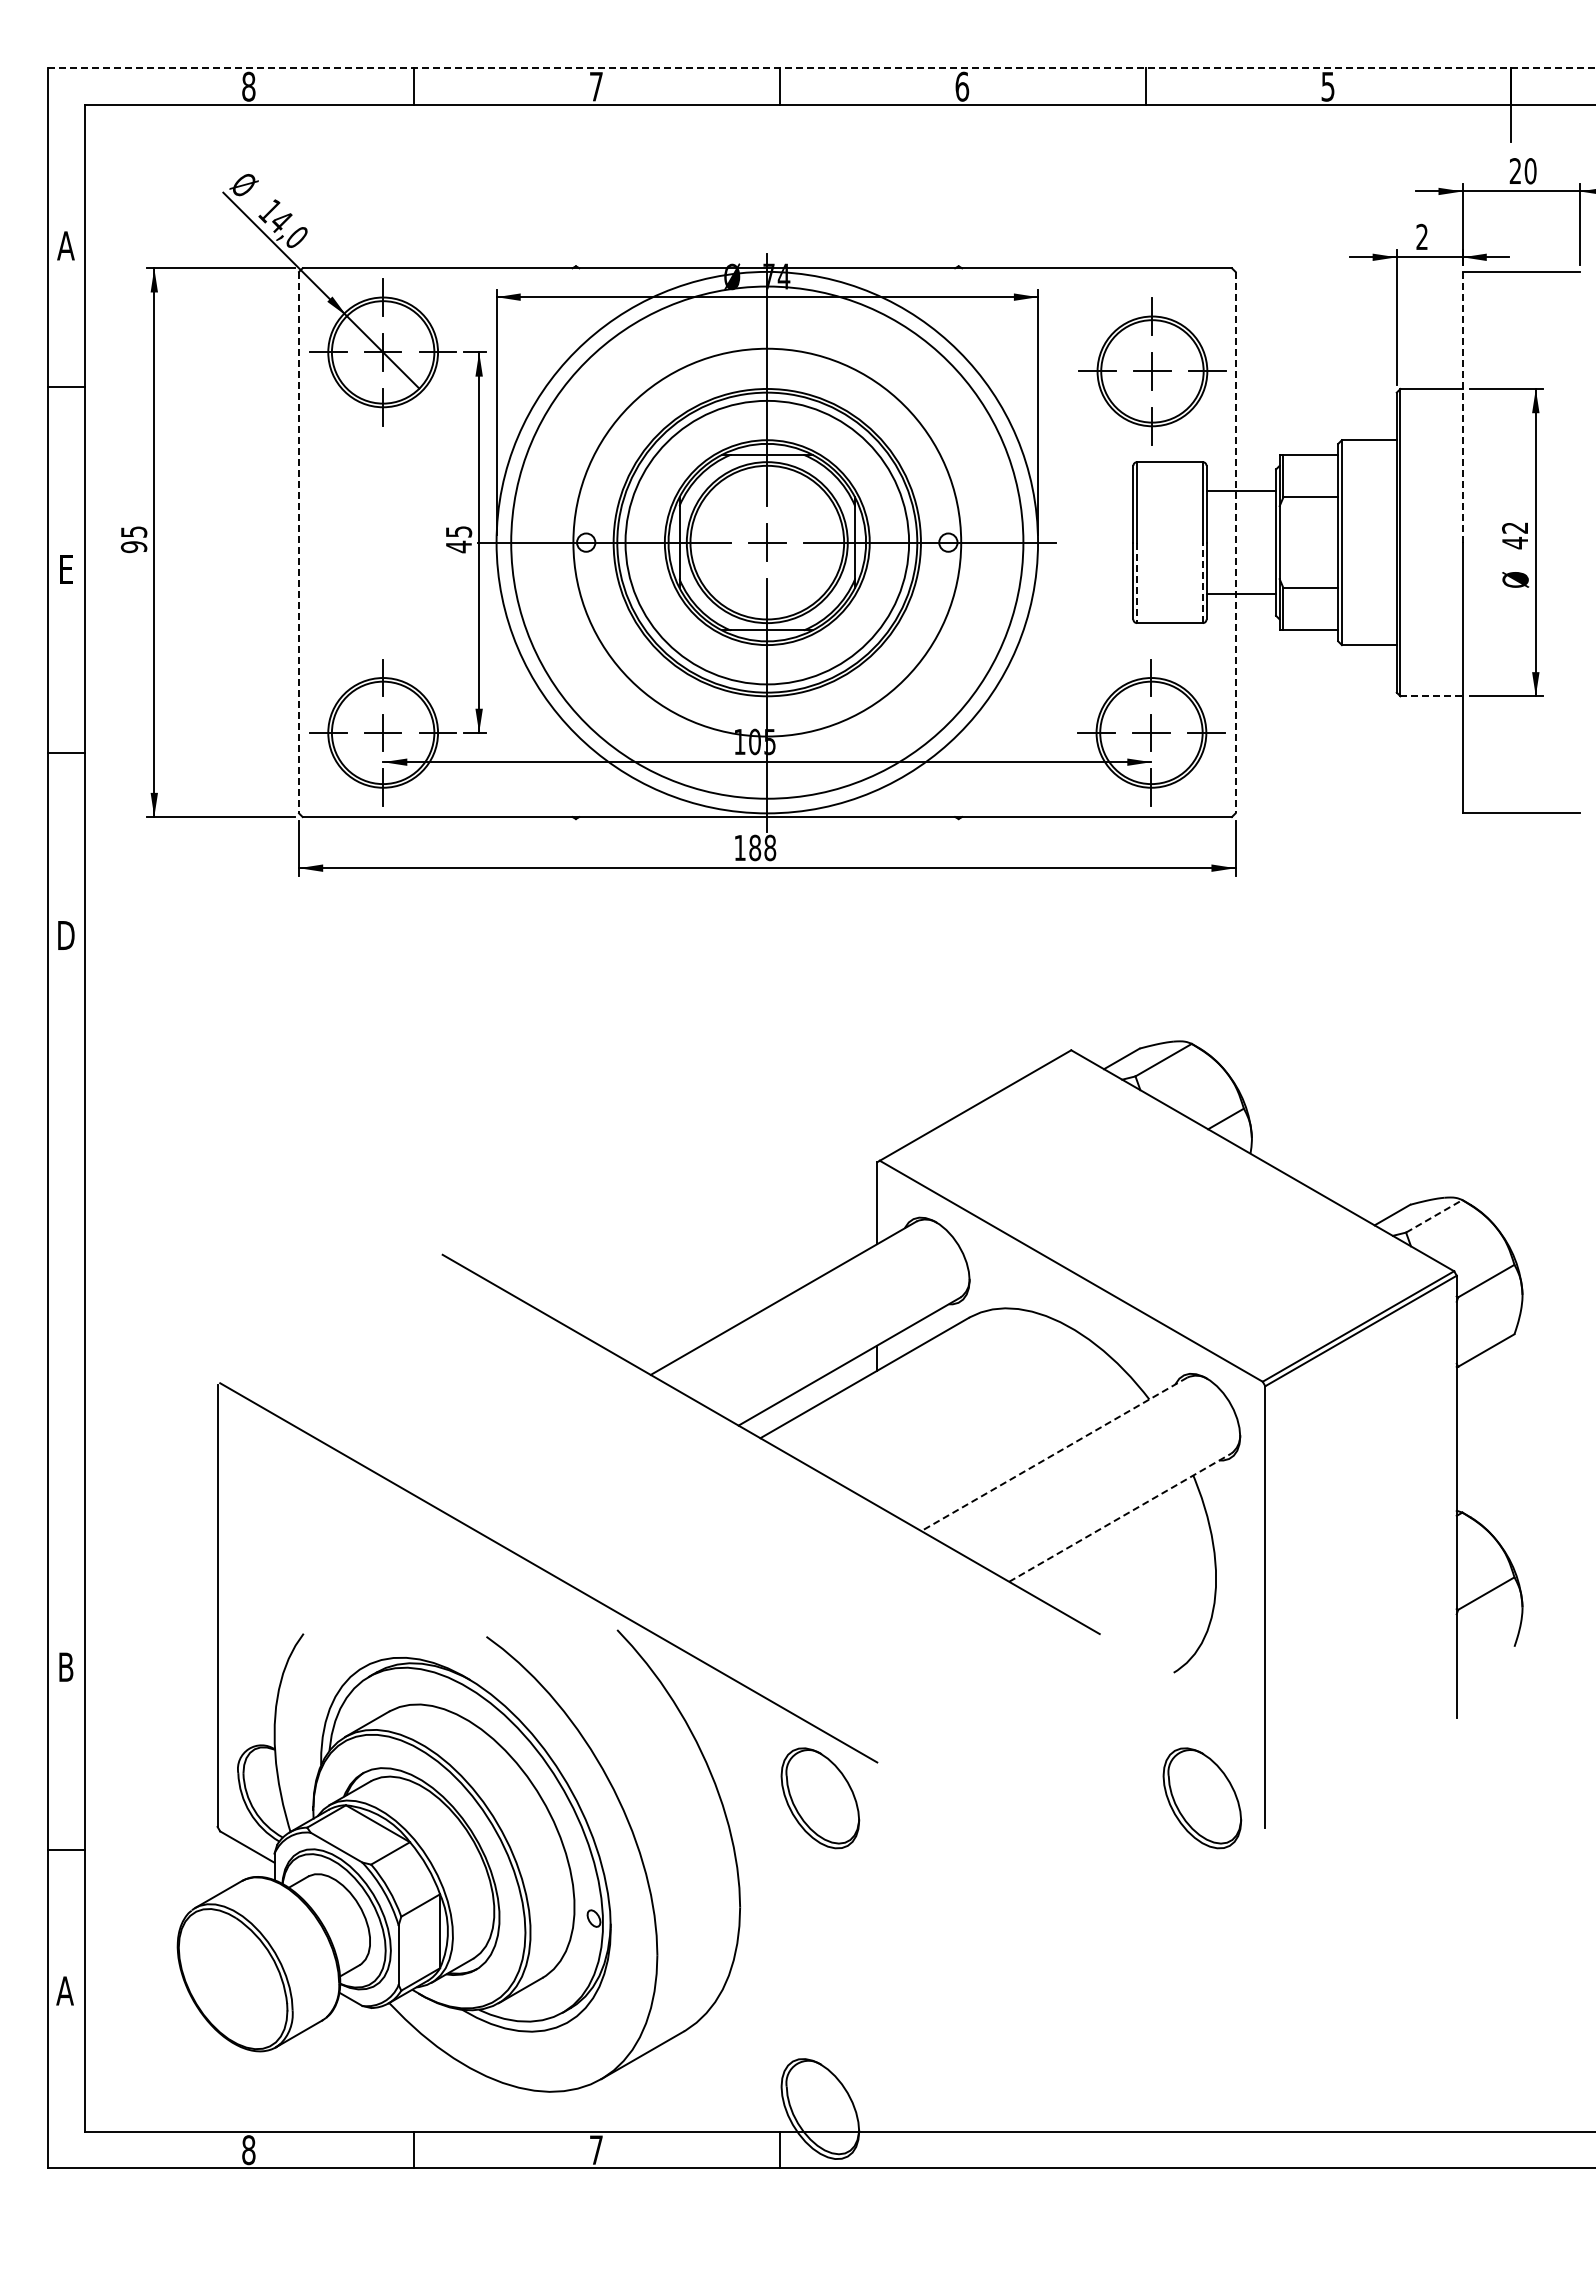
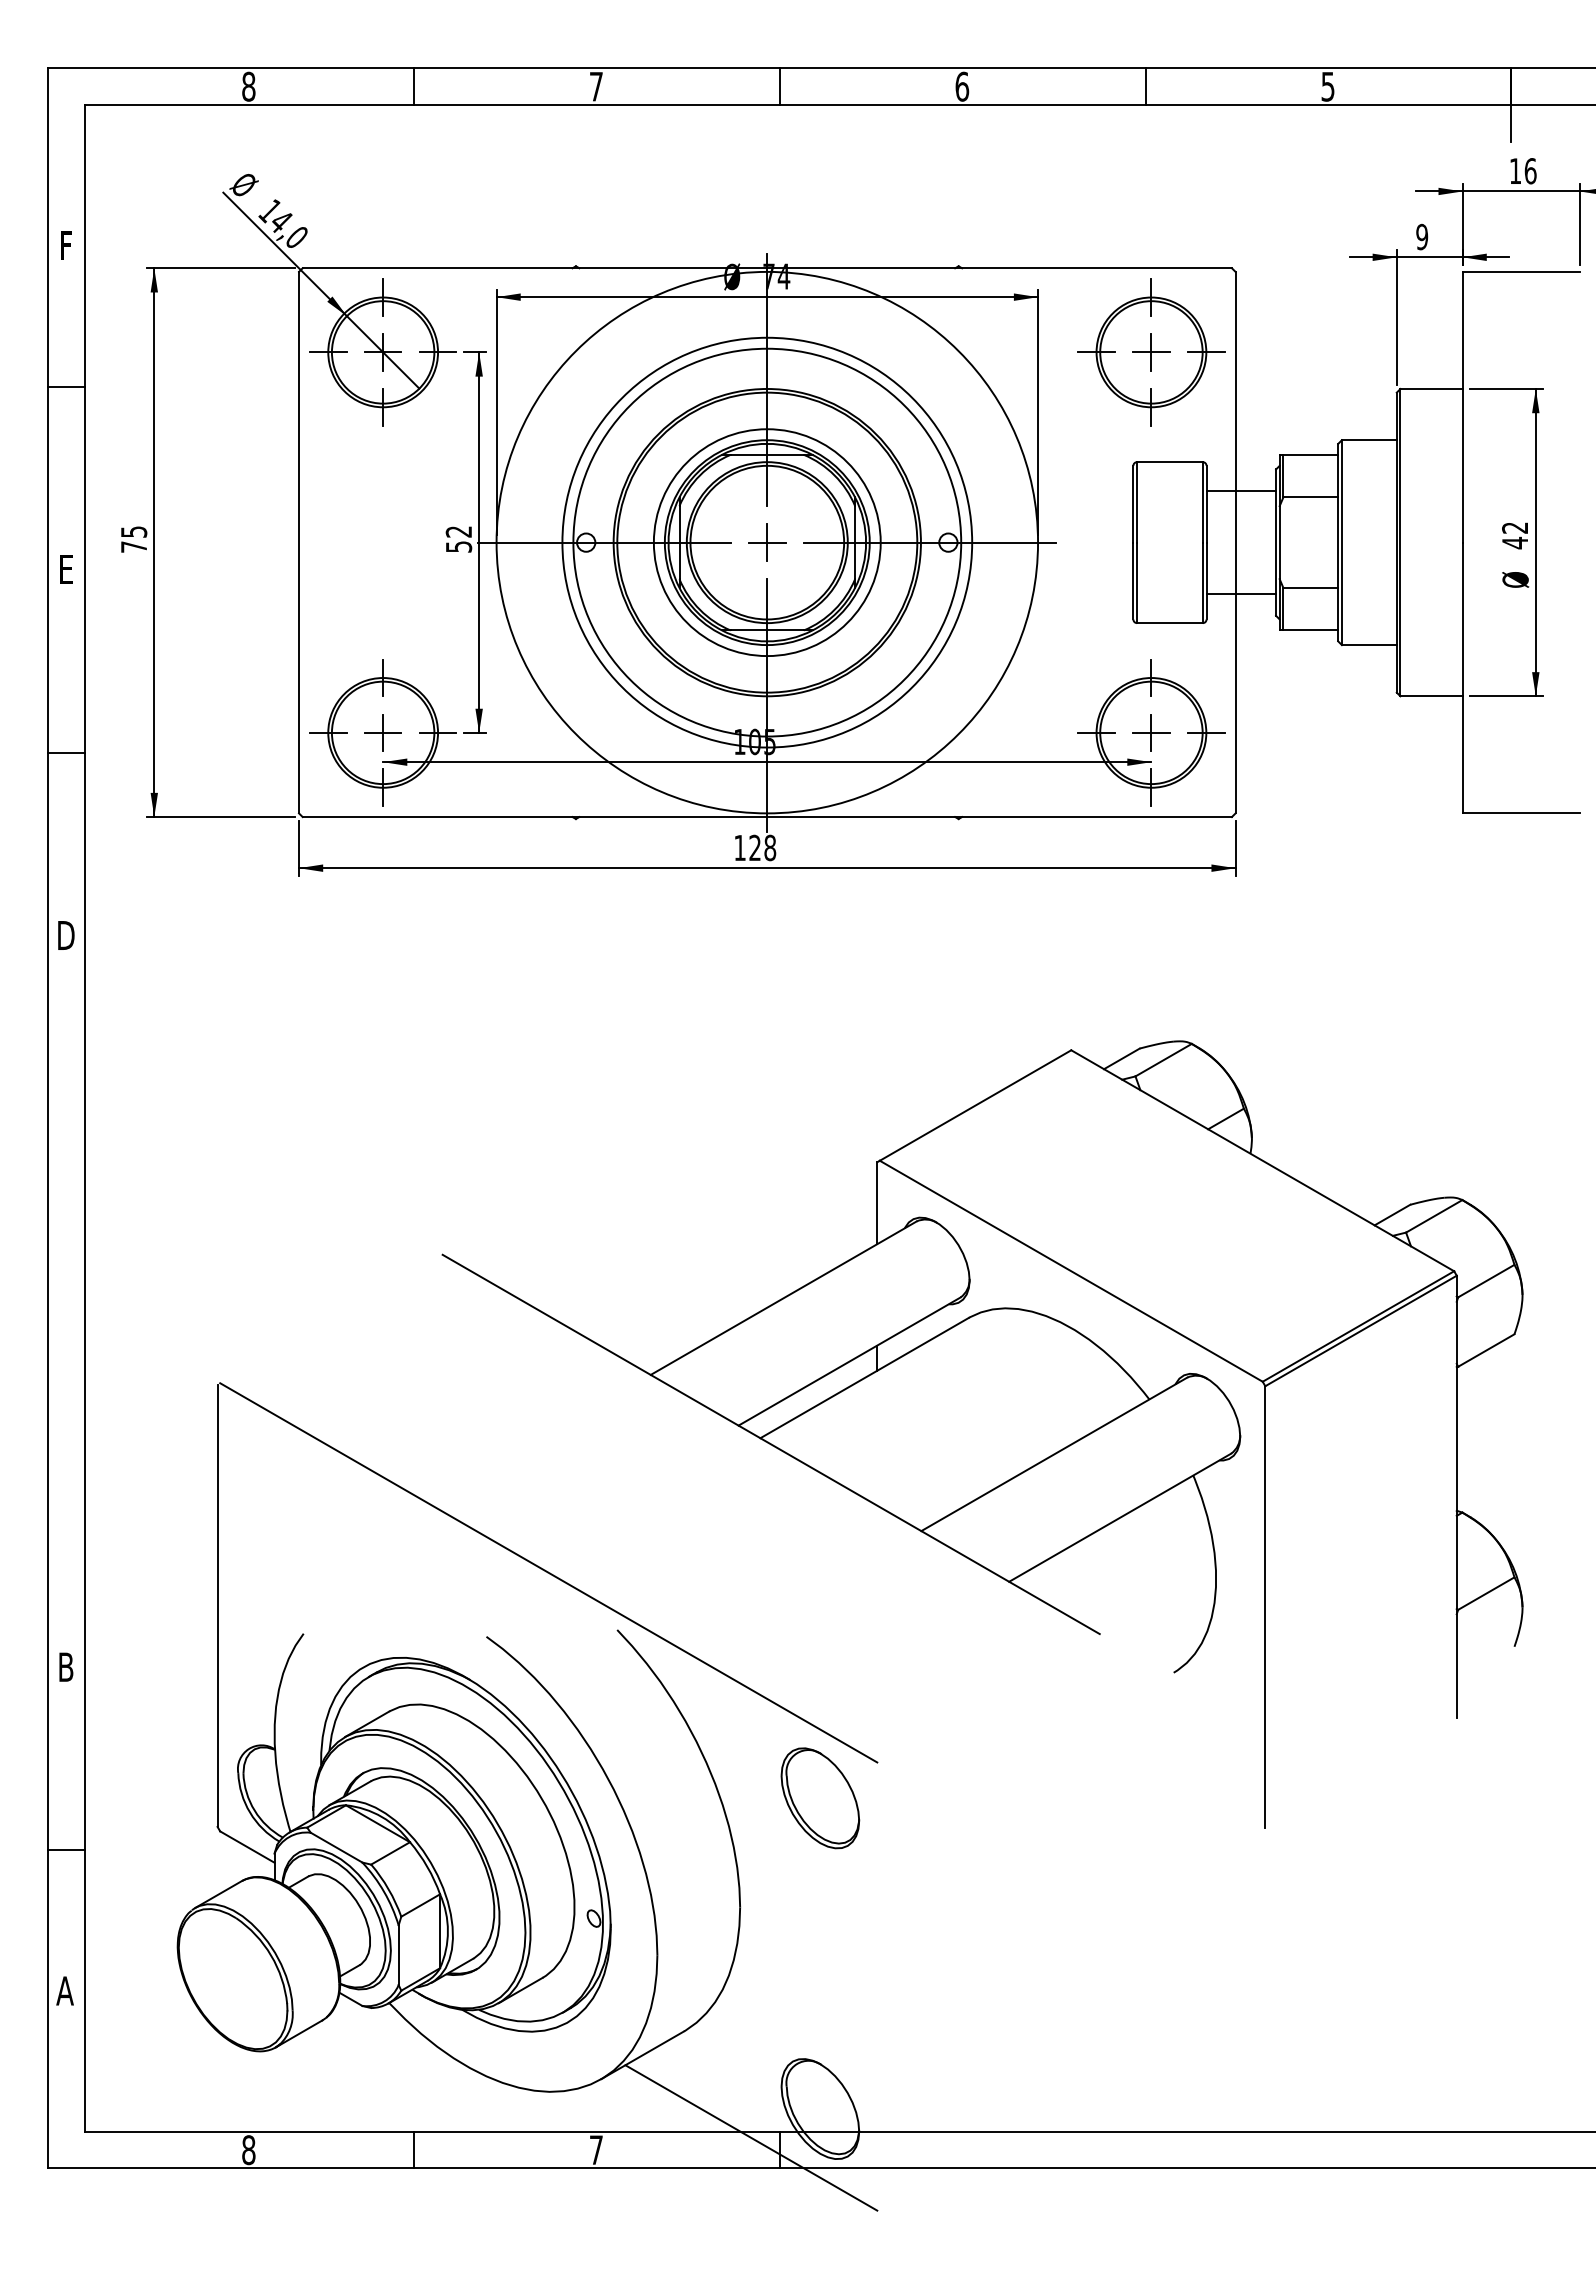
line: dashed -> solid (821, 68)
text: 20 -> 16 (1522, 171)
text: 2 -> 9 (1422, 237)
text: A -> F (65, 245)
part position: (1152, 371) -> (1151, 352) (1151, 352)
line: dashed -> solid (1462, 406)
text: 45 -> 52 (458, 539)
line: dashed -> solid (299, 542)
circle diameter: 284 px -> 227 px (766, 542)
circle diameter: 512 px -> 410 px (767, 542)
line: dashed -> solid (1235, 542)
text: 95 -> 75 (133, 547)
line: dashed -> solid (1202, 582)
line: dashed -> solid (1137, 583)
line: dashed -> solid (1432, 696)
text: 188 -> 128 (755, 847)
line: dashed -> solid (1434, 1216)
line: dashed -> solid (1053, 1454)
line: dashed -> solid (1120, 1517)
part: present -> none (1202, 1798)
line: none -> present (751, 2137)
